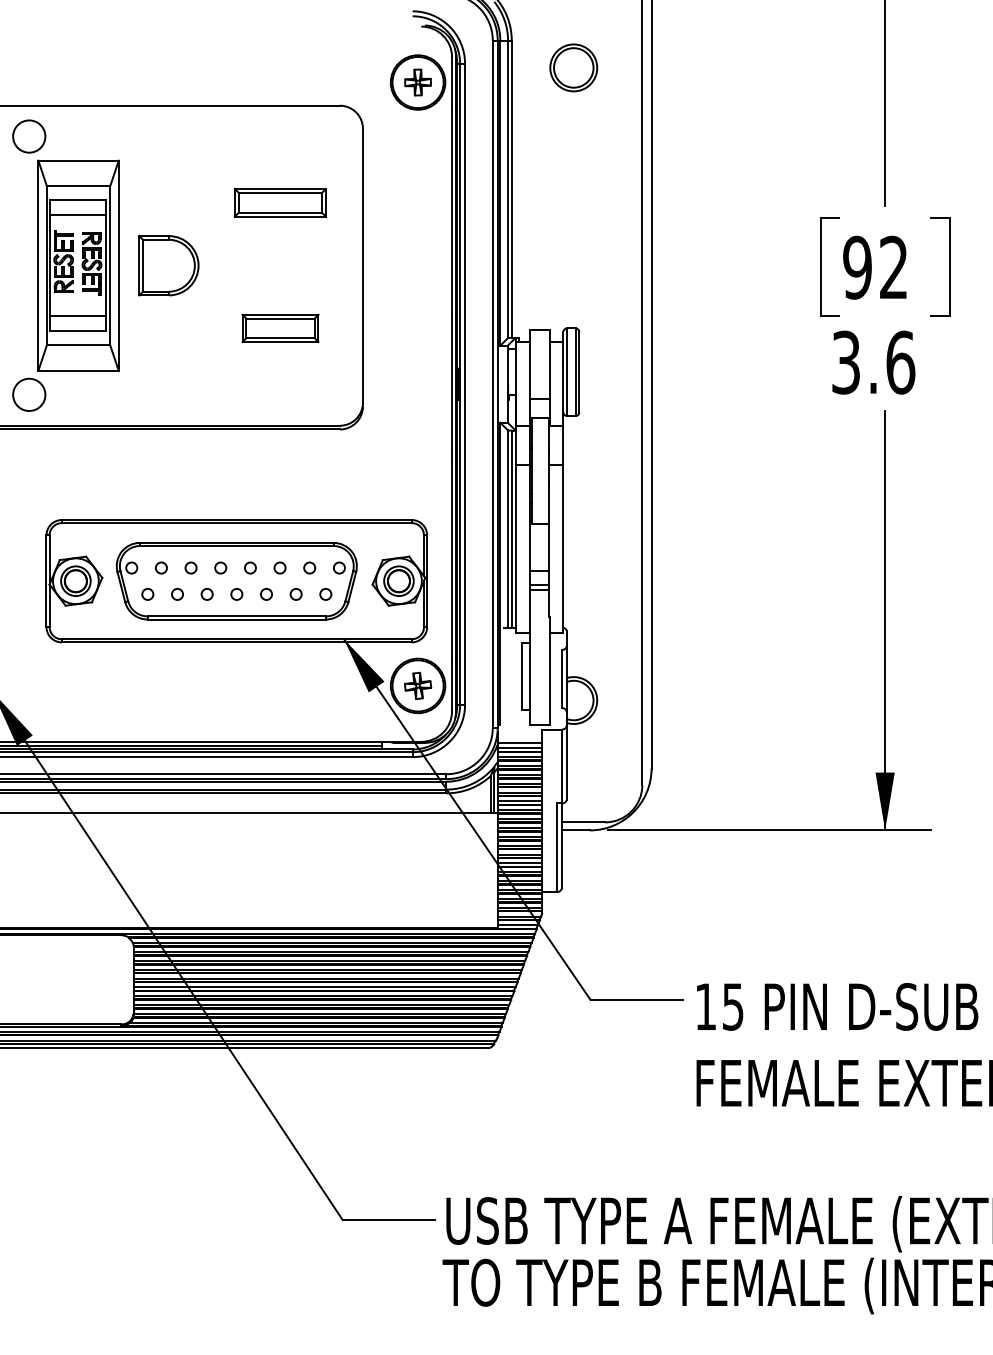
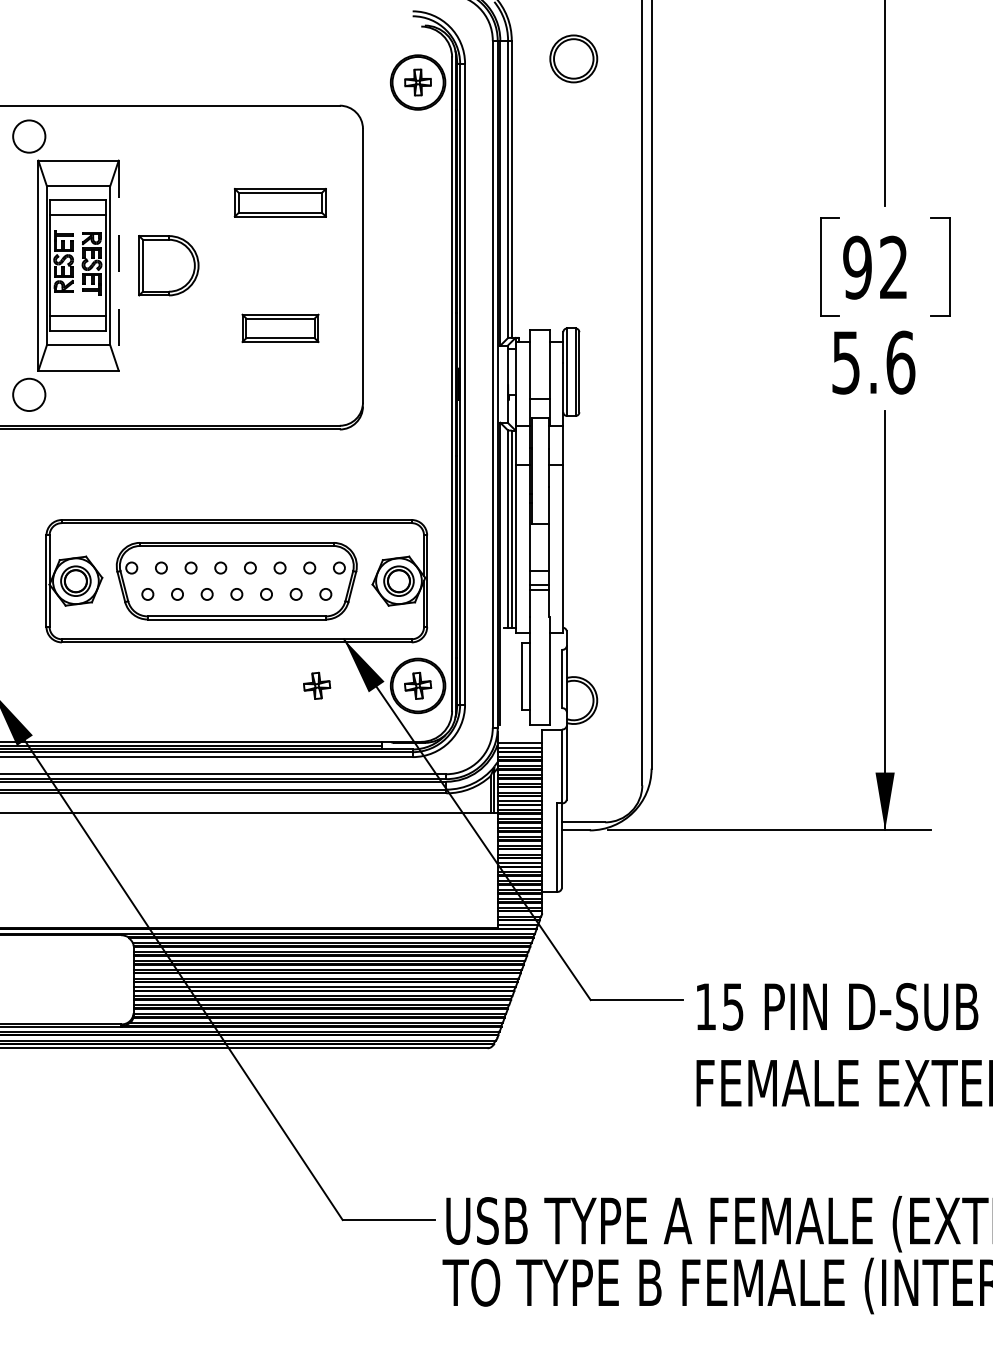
part position: (573, 67) -> (573, 58) (573, 58)
line: solid -> dashed (118, 266)
text: 3.6 -> 5.6 (846, 362)
part: none -> present (317, 685)
